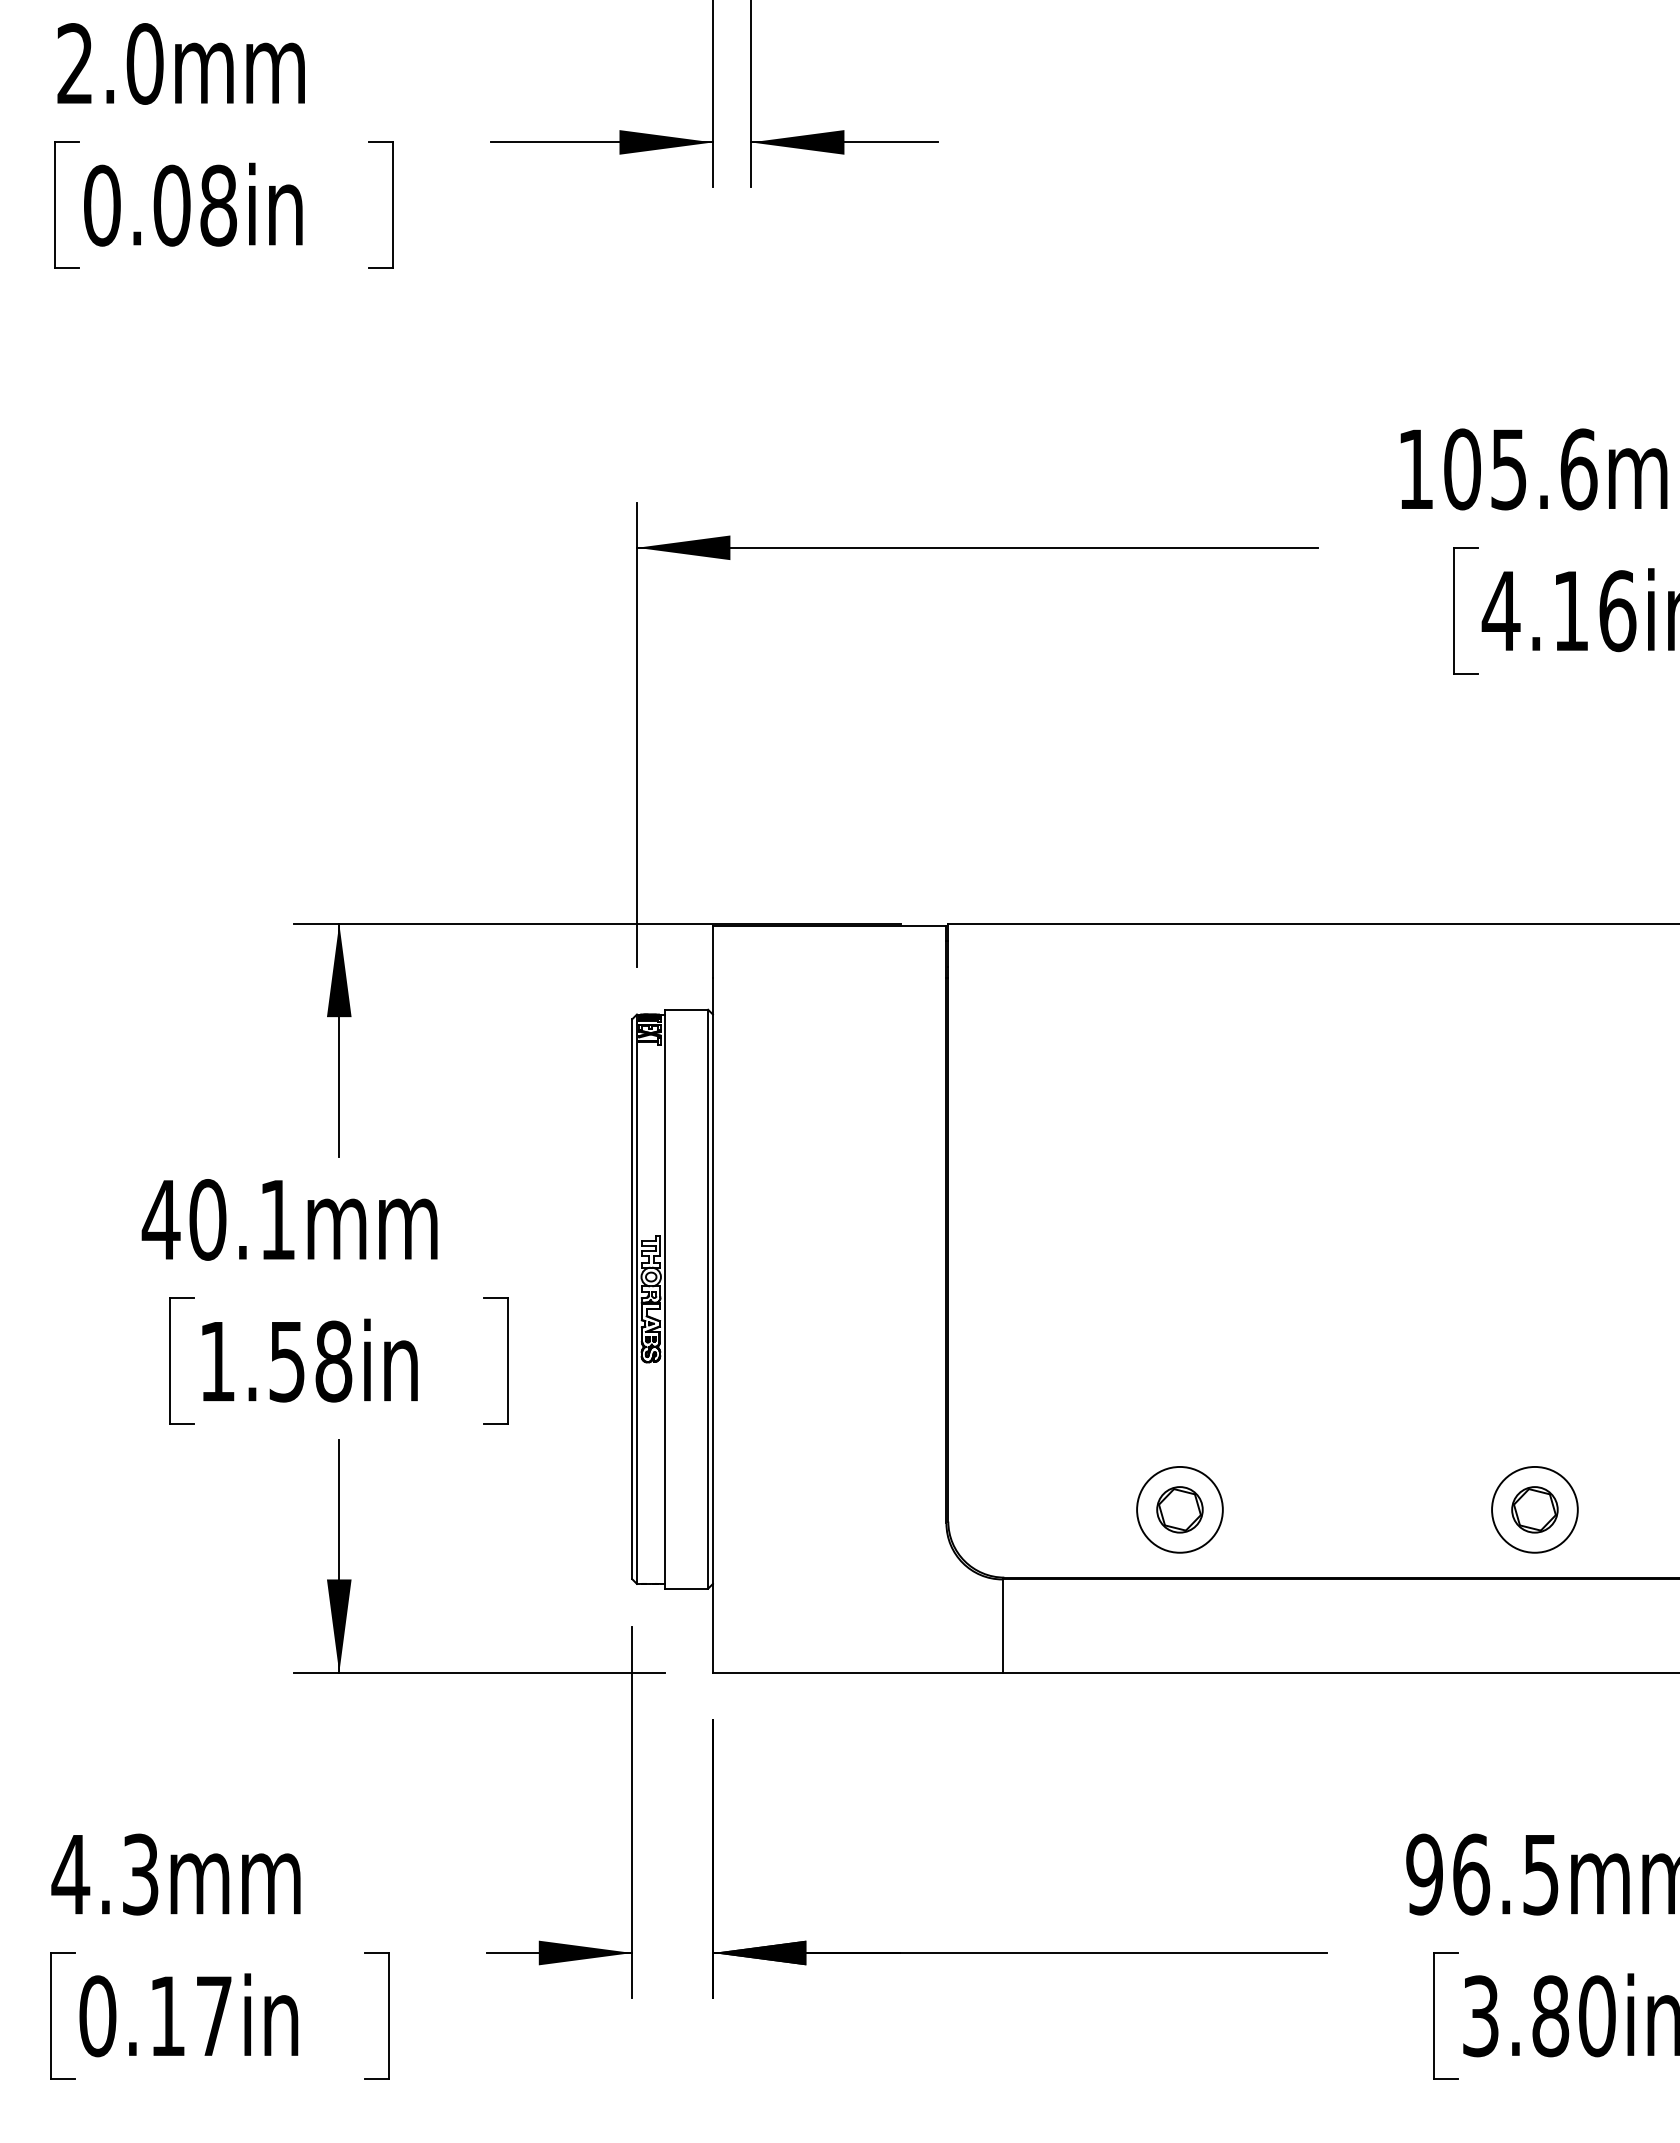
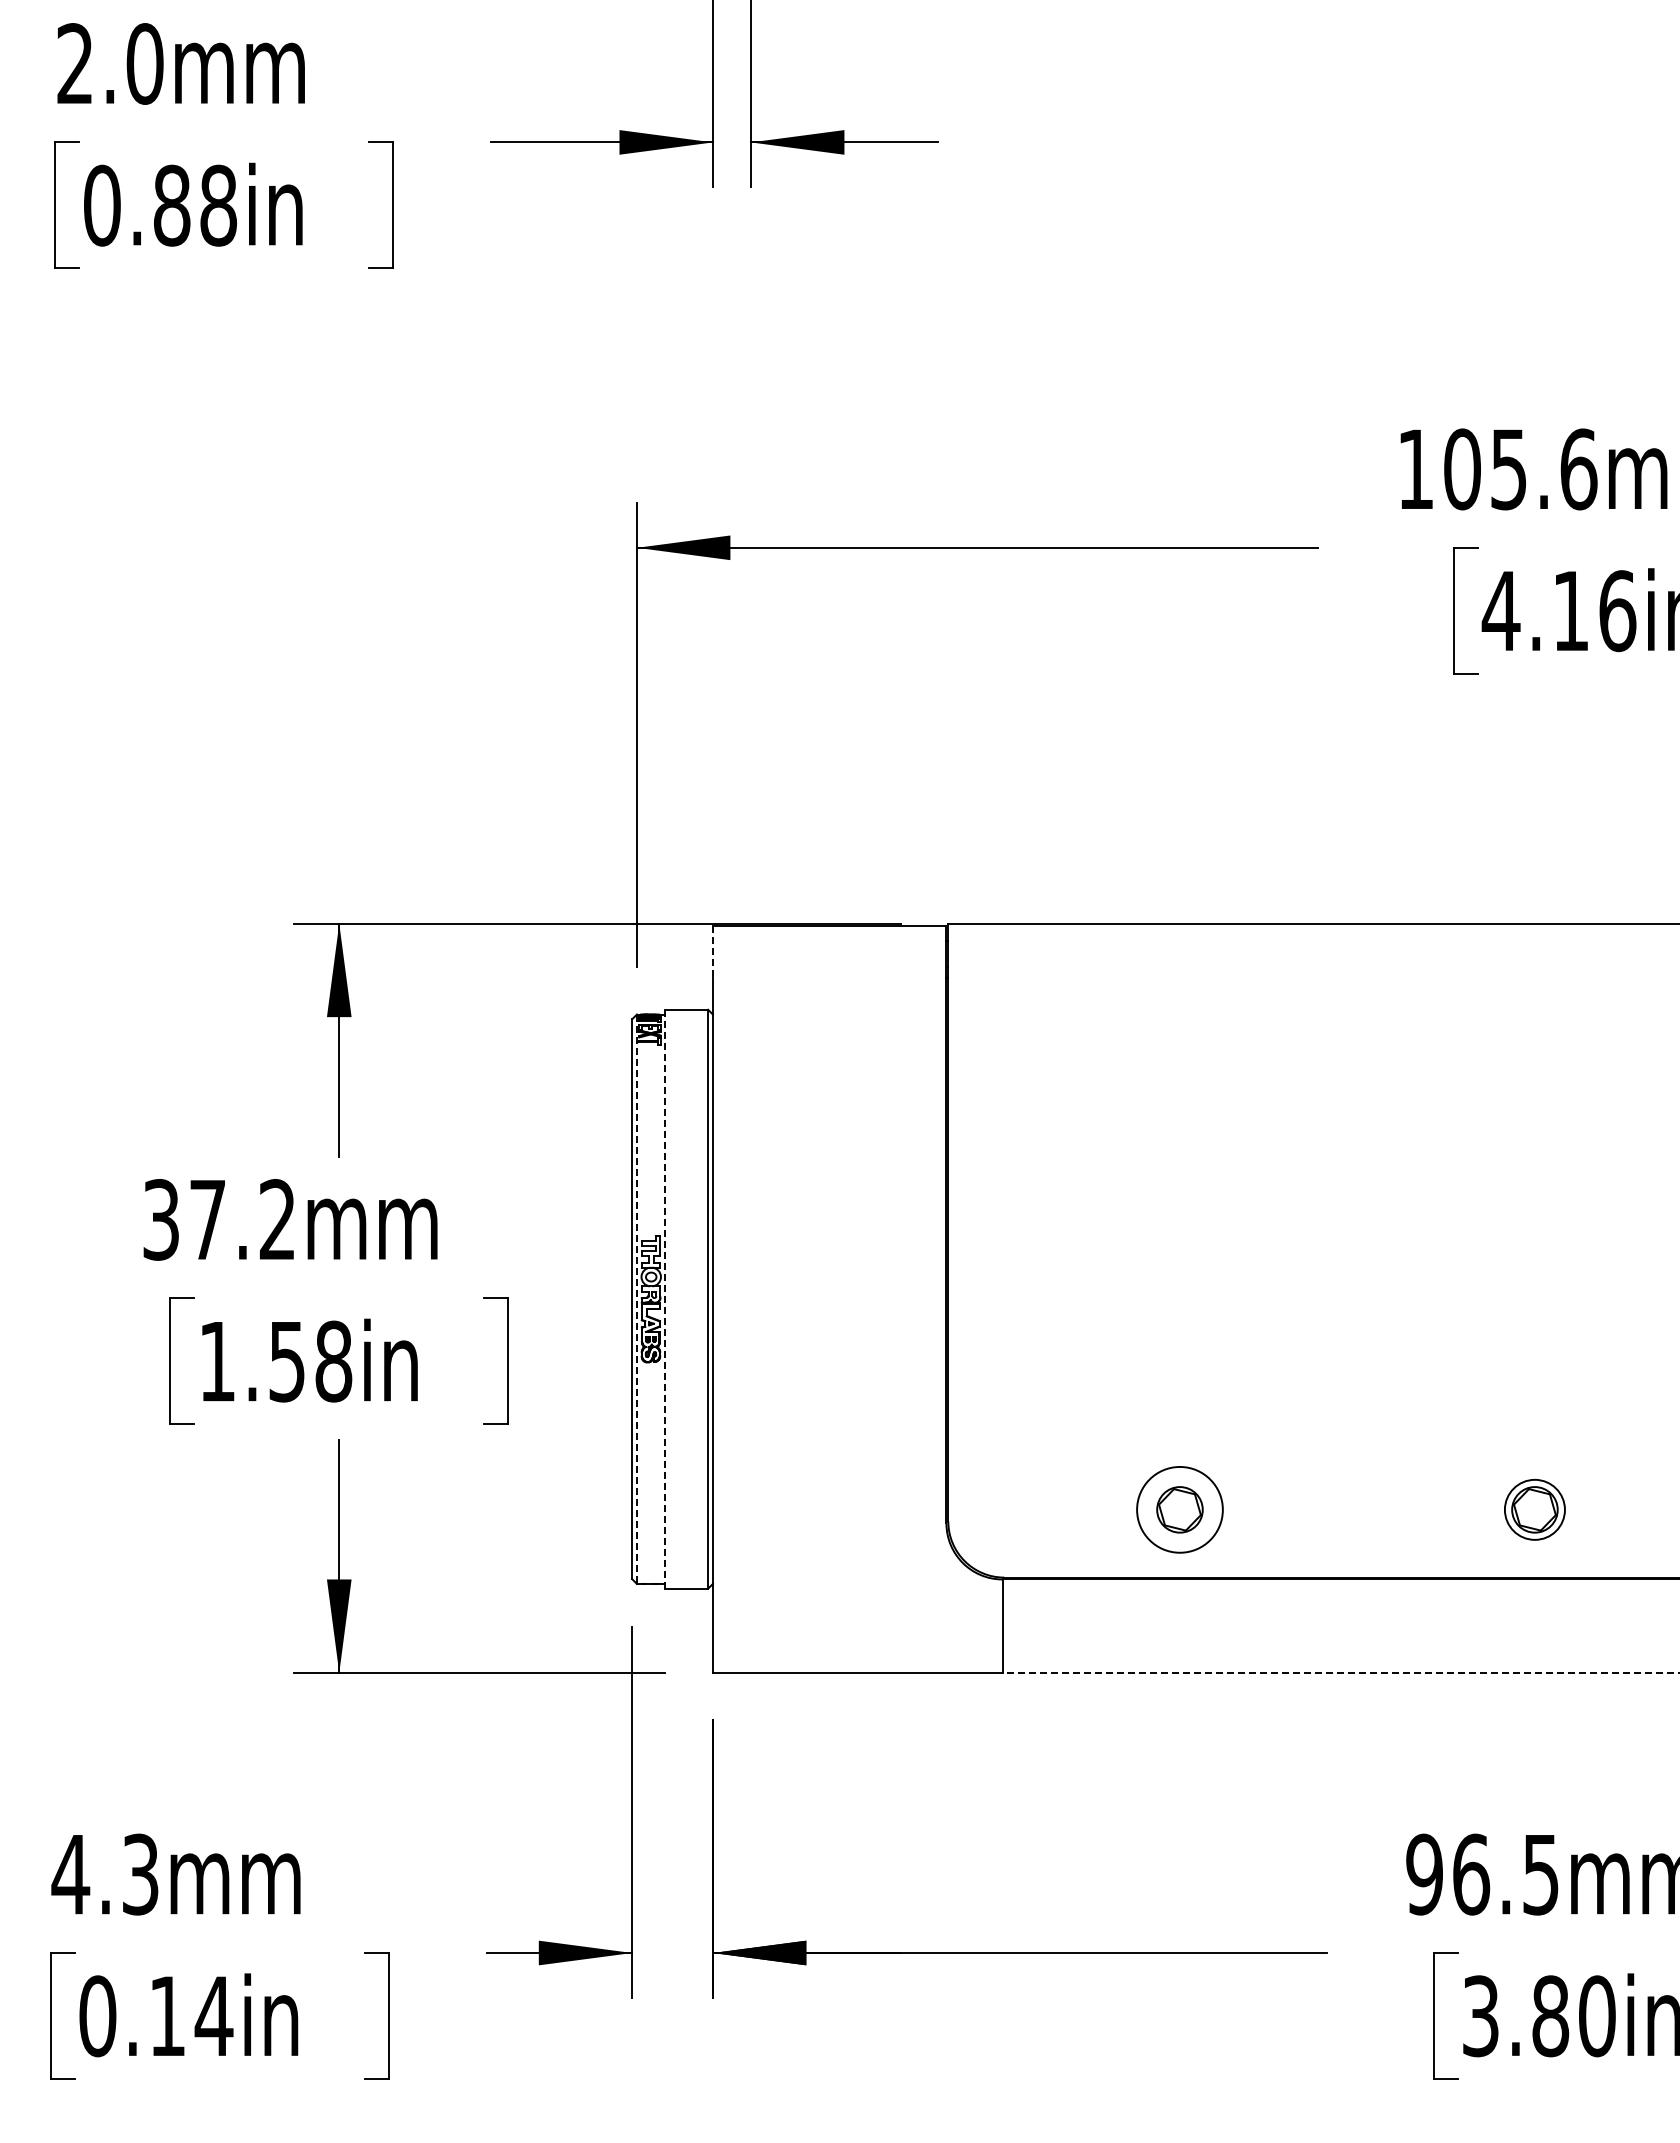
text: 0.08in -> 0.88in (171, 205)
line: solid -> dashed (712, 952)
text: 40.1mm -> 37.2mm (217, 1219)
line: solid -> dashed (636, 1299)
line: solid -> dashed (665, 1299)
circle diameter: 86 px -> 60 px (1534, 1509)
line: solid -> dashed (1340, 1672)
text: 0.17in -> 0.14in (213, 2015)
